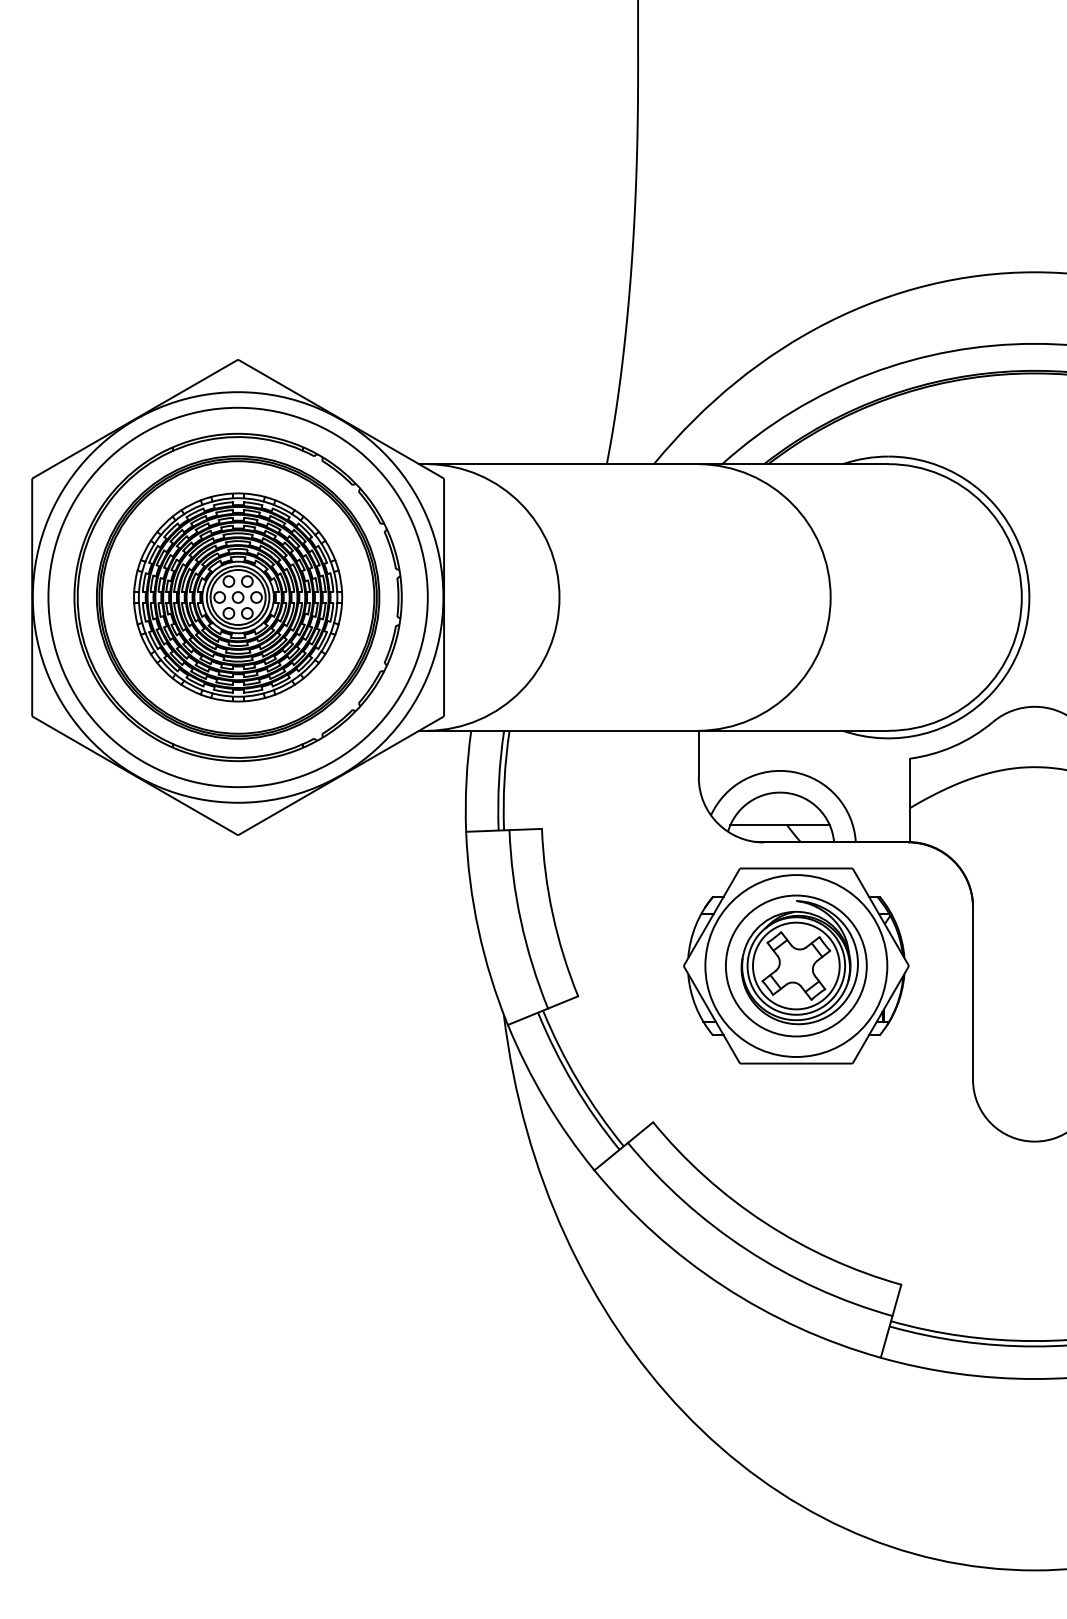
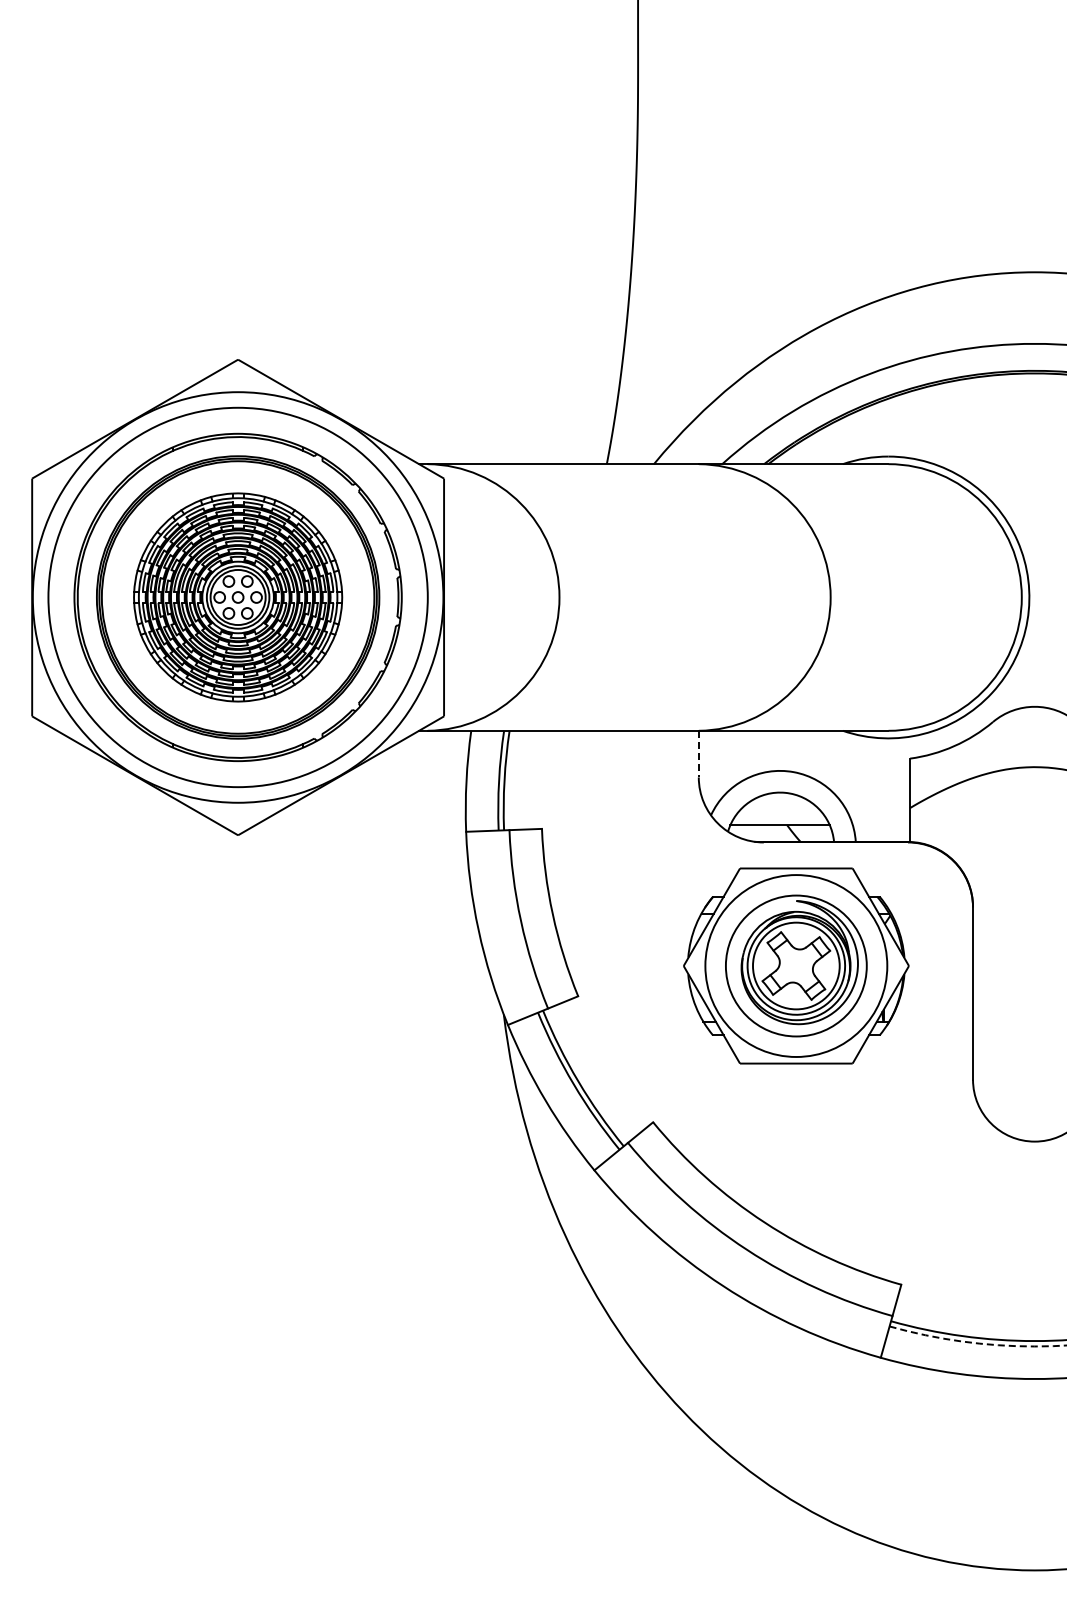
line: solid -> dashed (698, 754)
arc: solid -> dashed (978, 1343)
